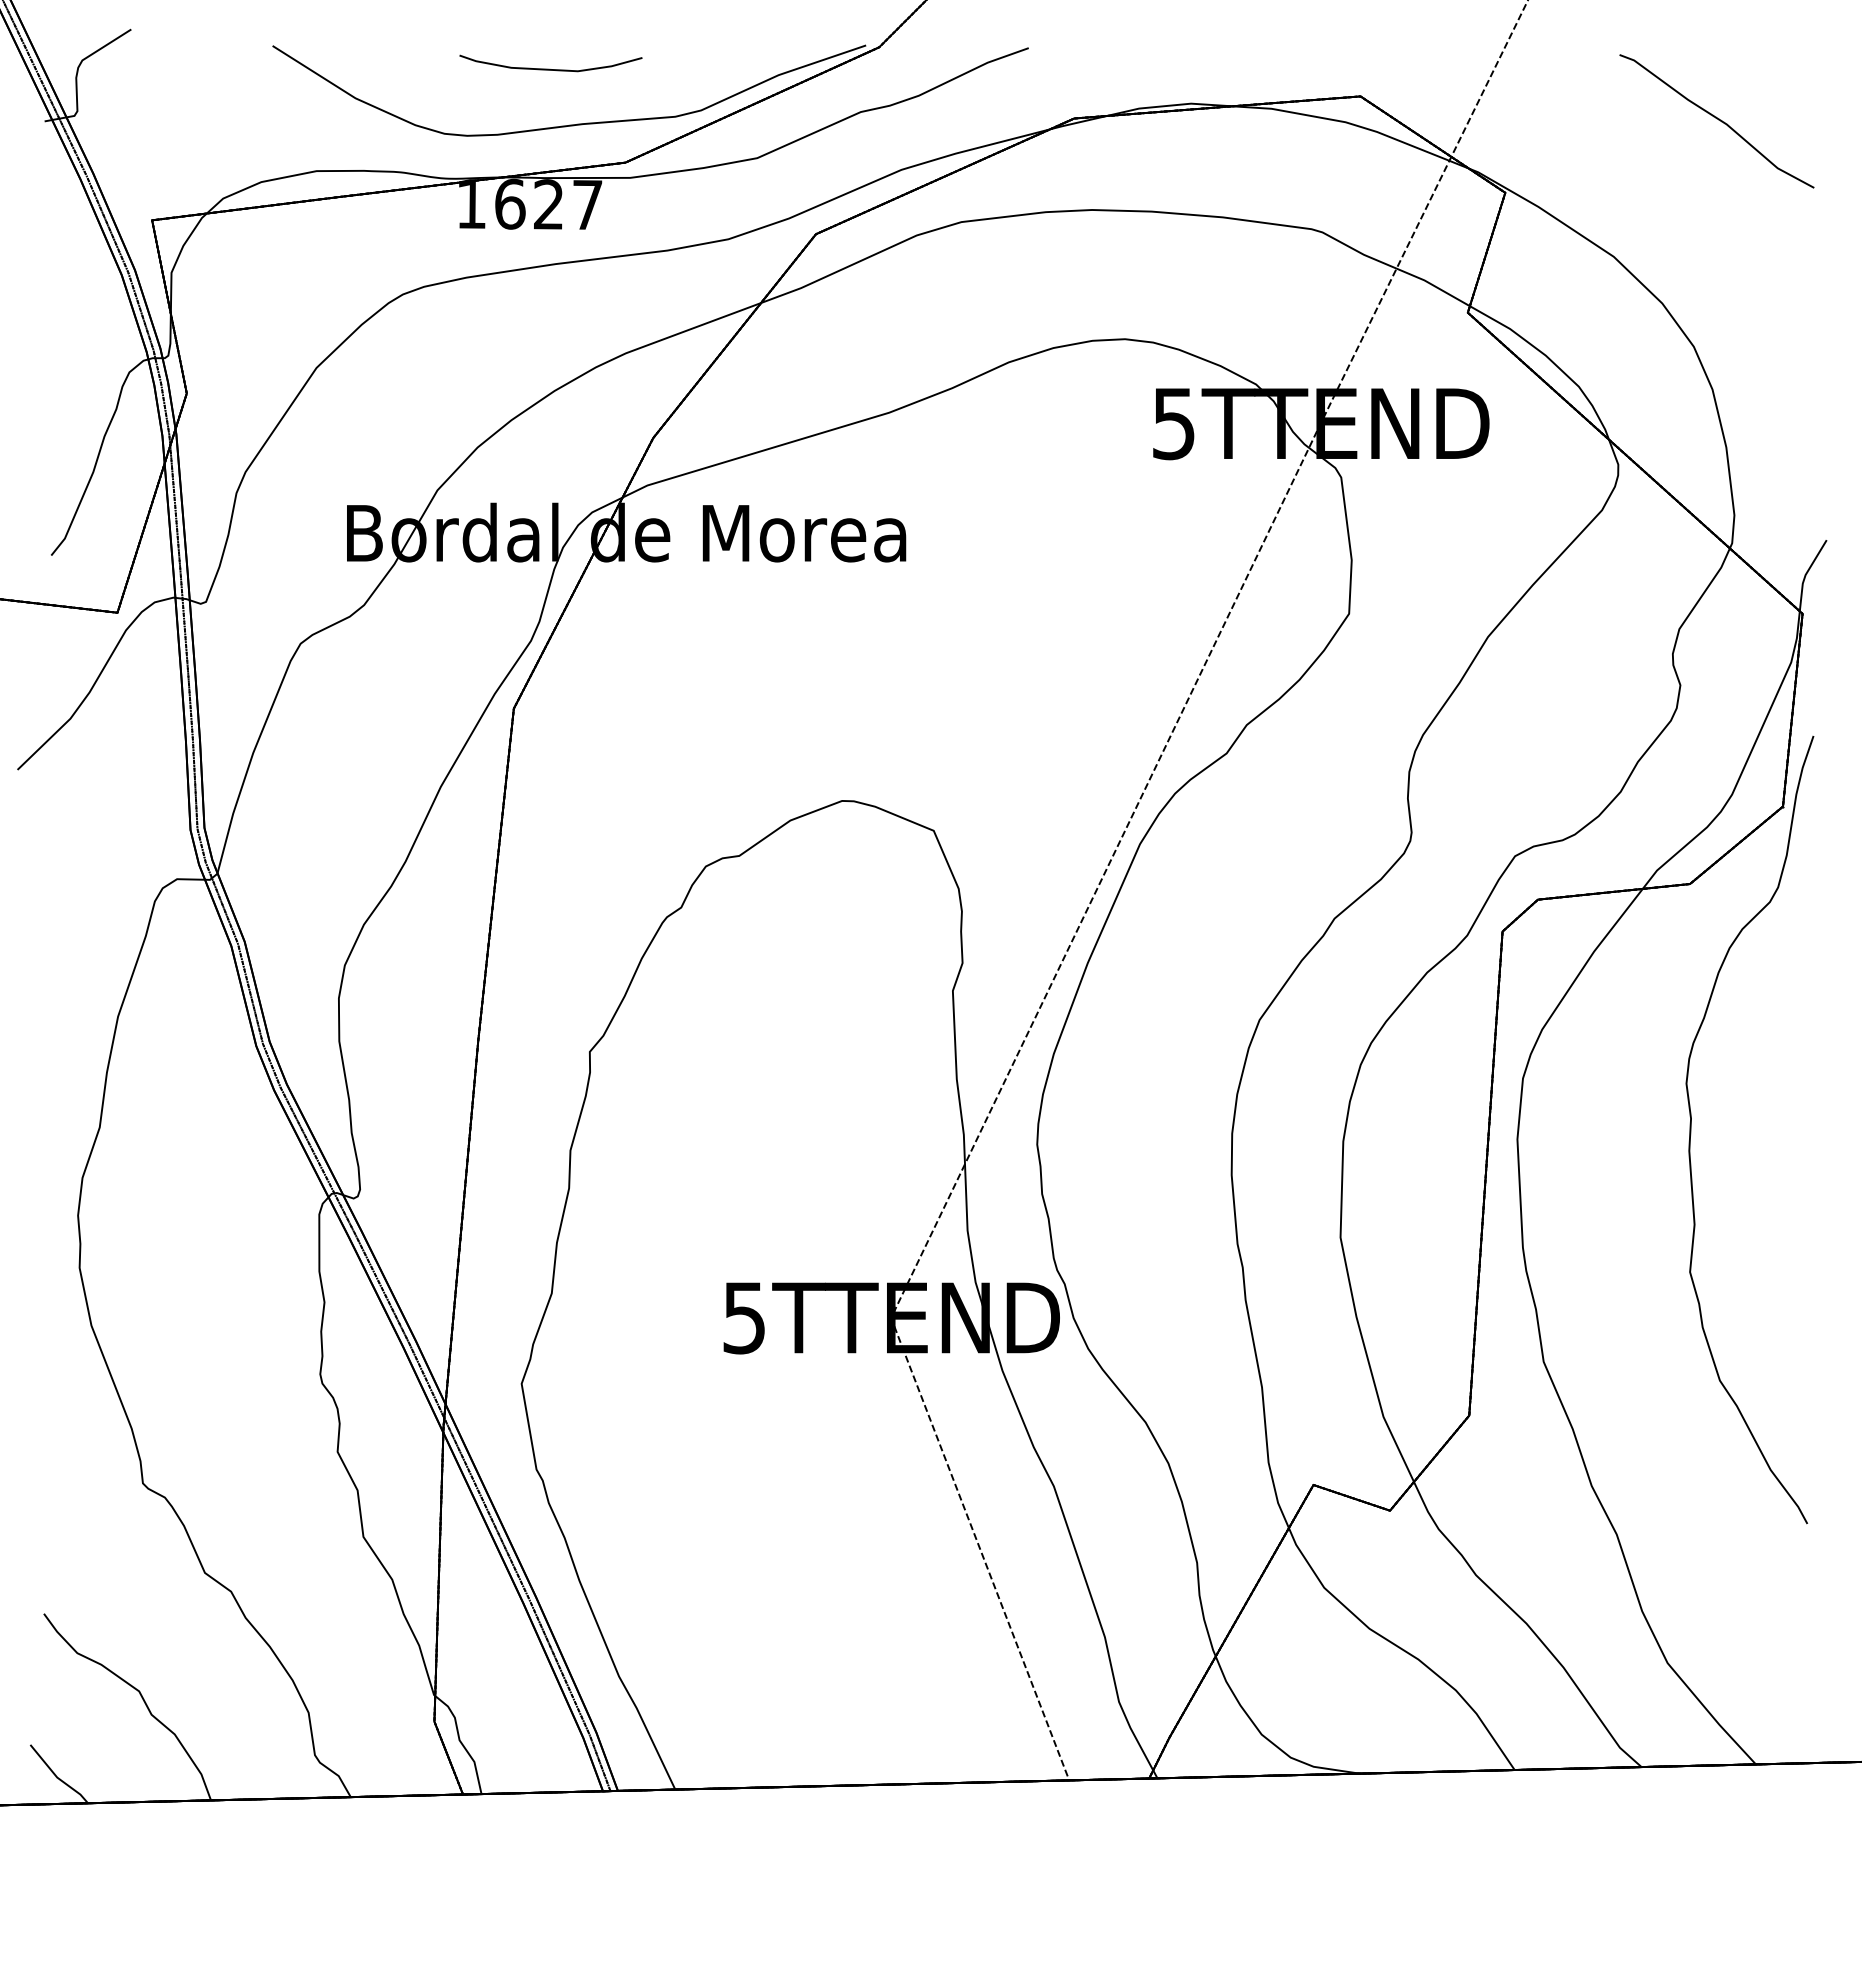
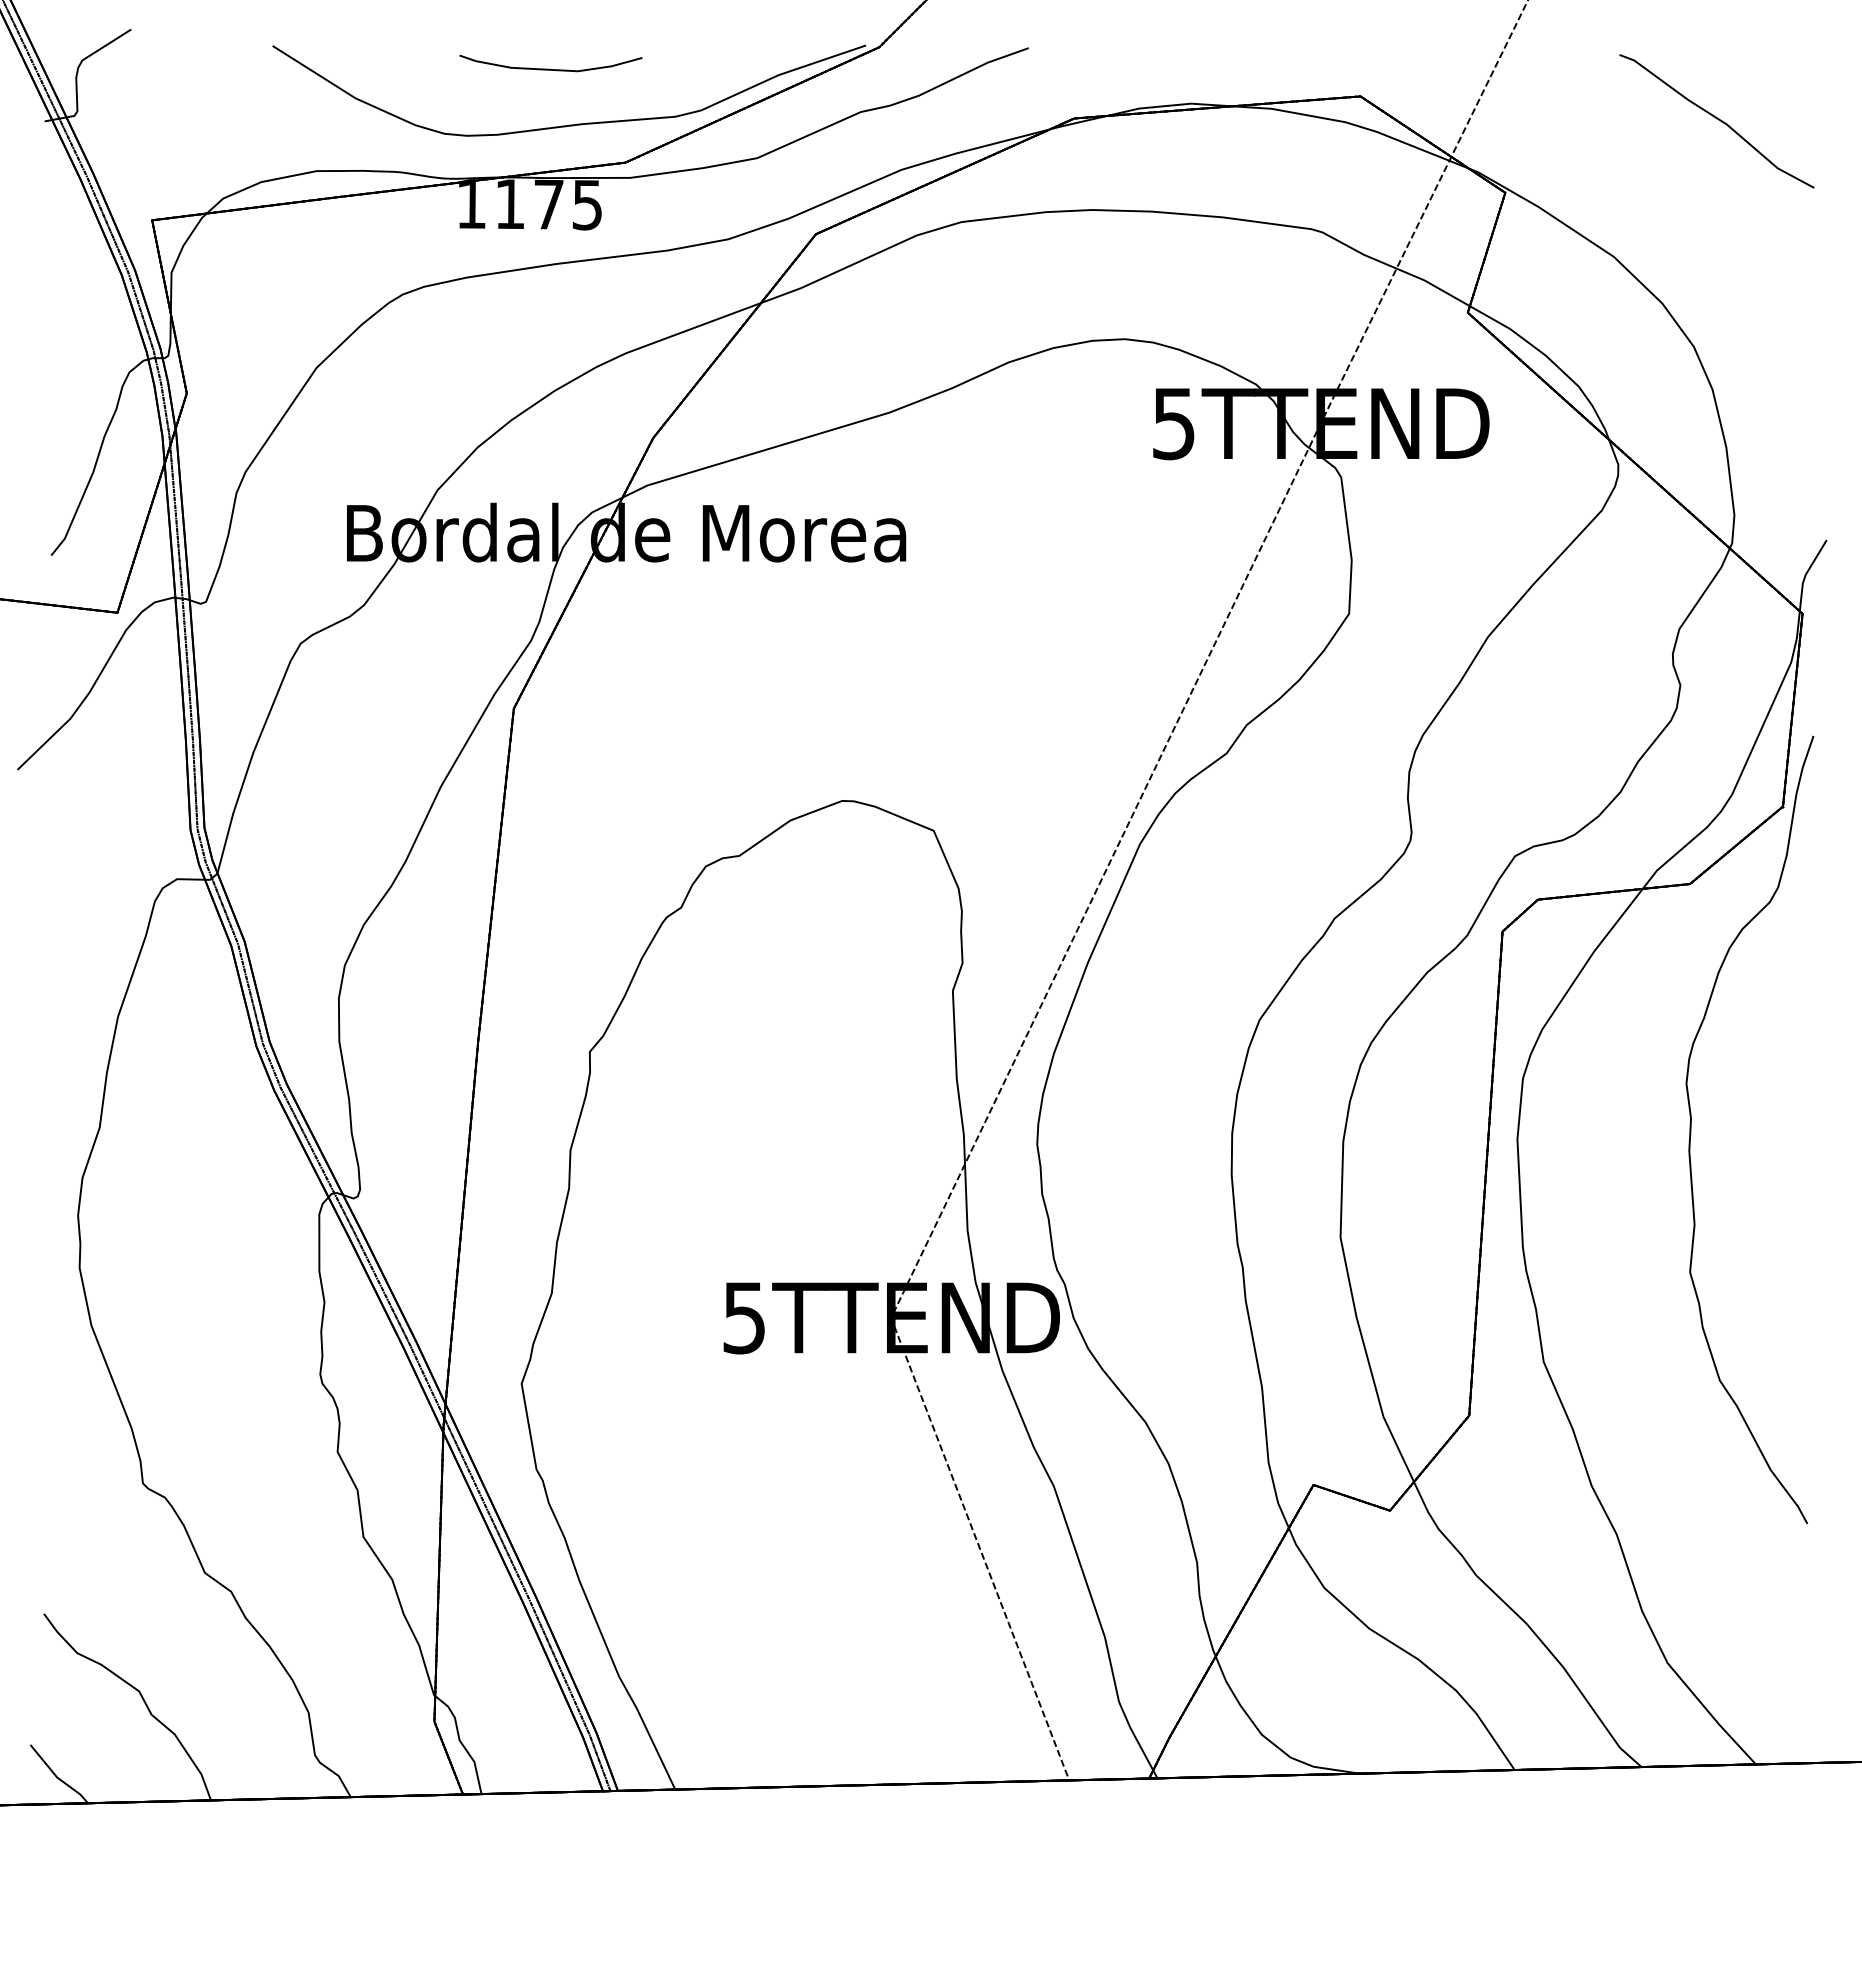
text: 1627 -> 1175 (548, 204)
